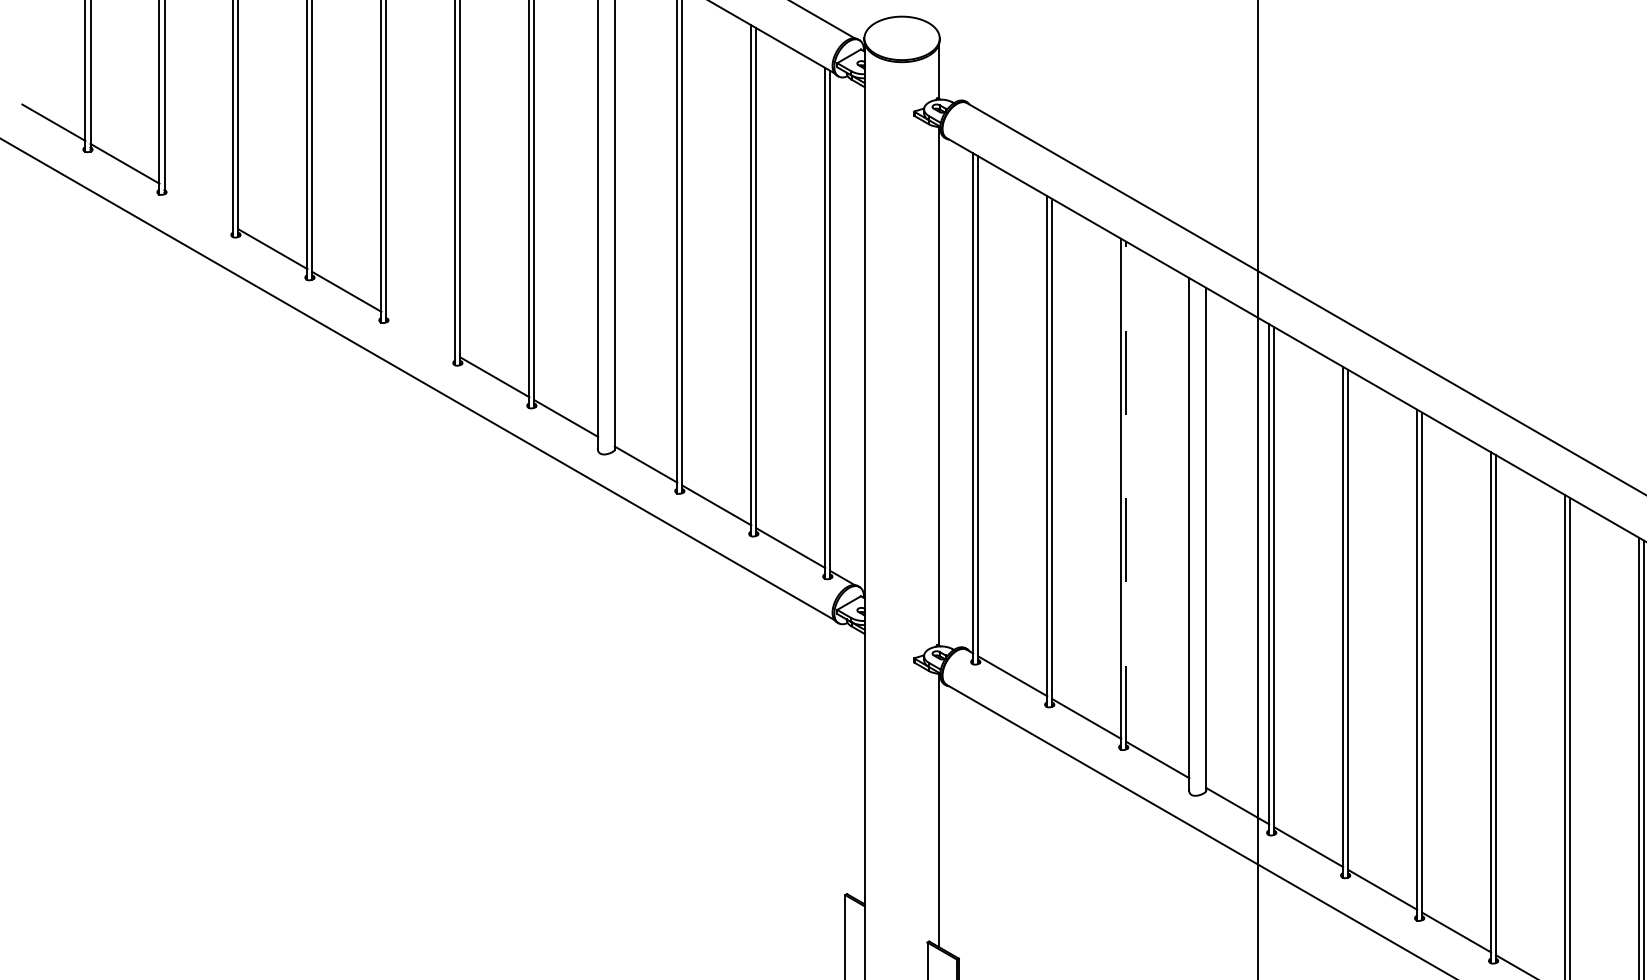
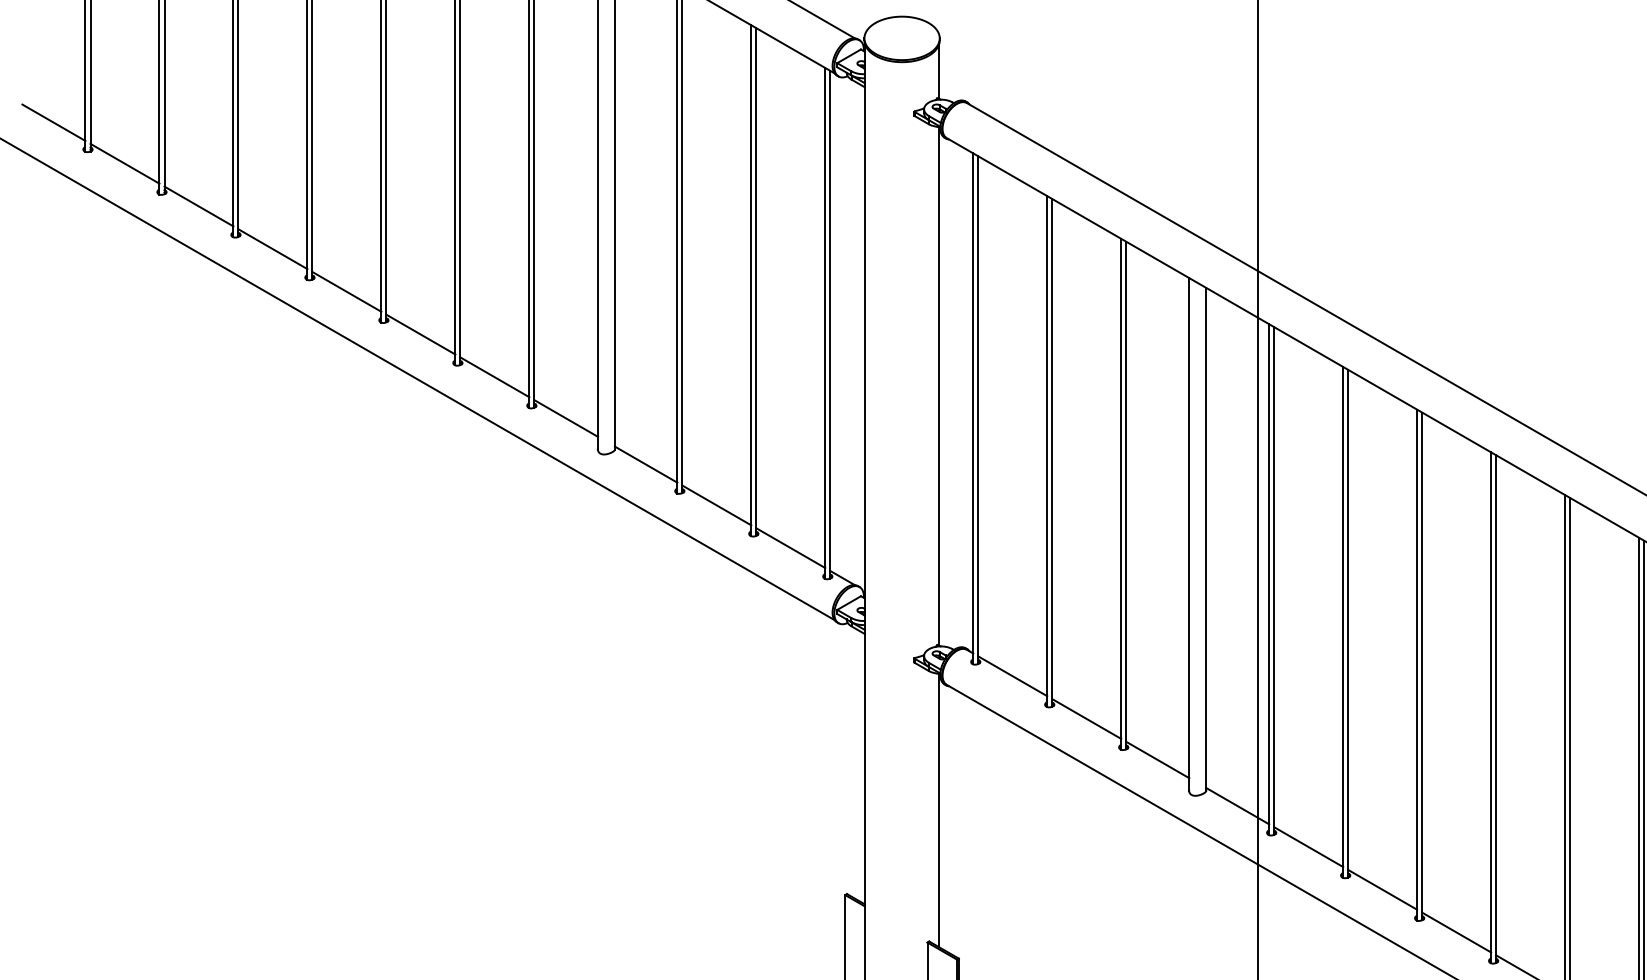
line: none -> present (198, 206)
line: none -> present (420, 334)
line: dashed -> solid (1126, 495)
